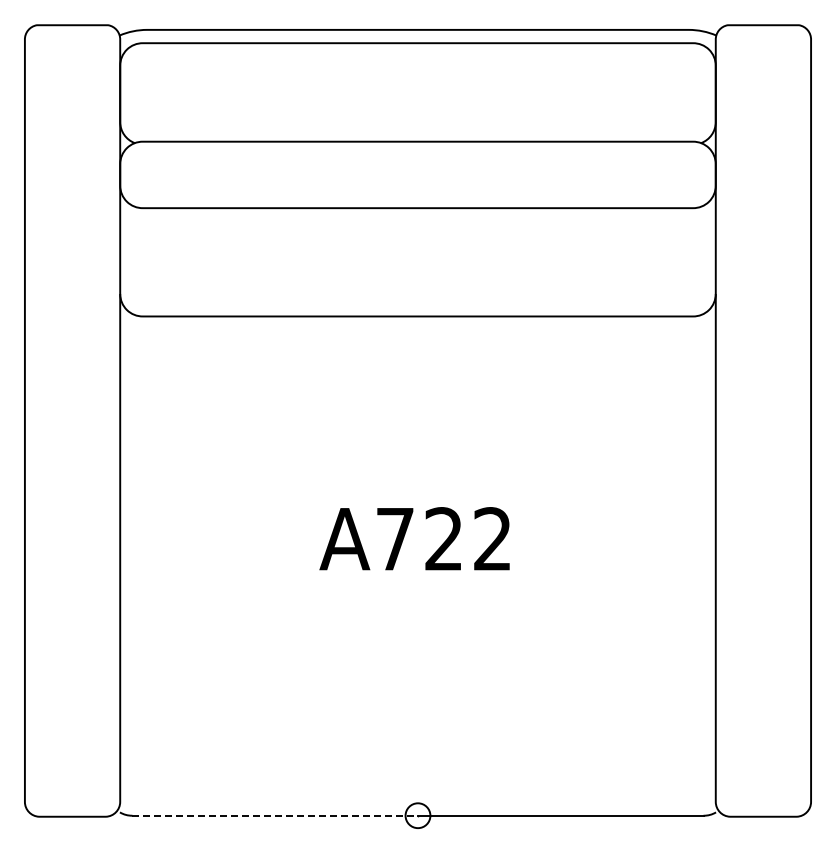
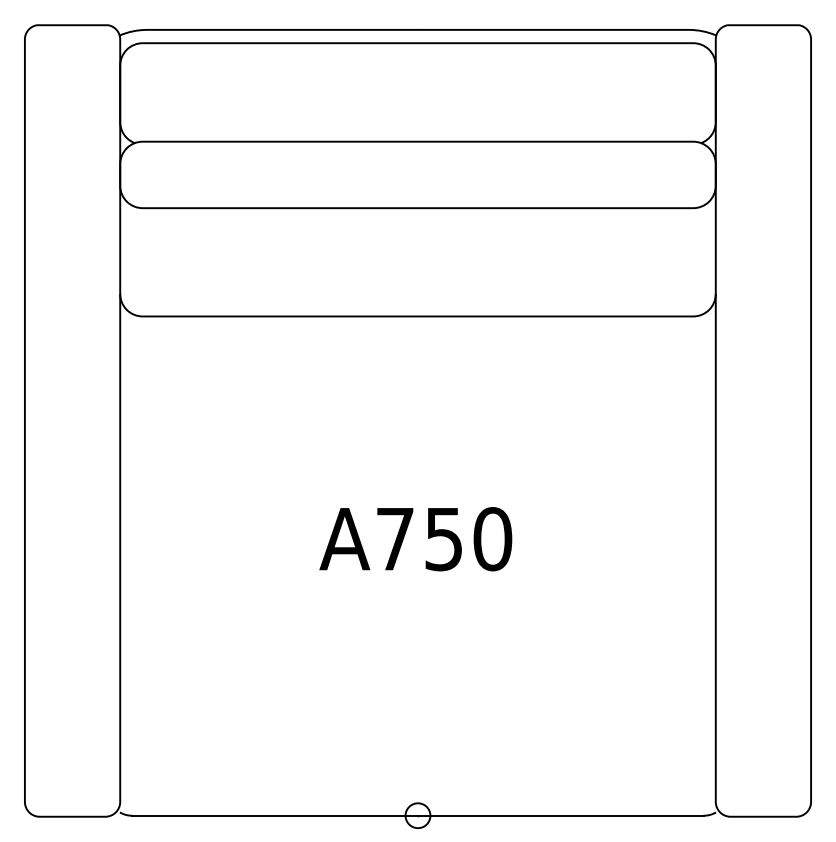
text: A722 -> A750 (468, 539)
line: dashed -> solid (275, 815)
